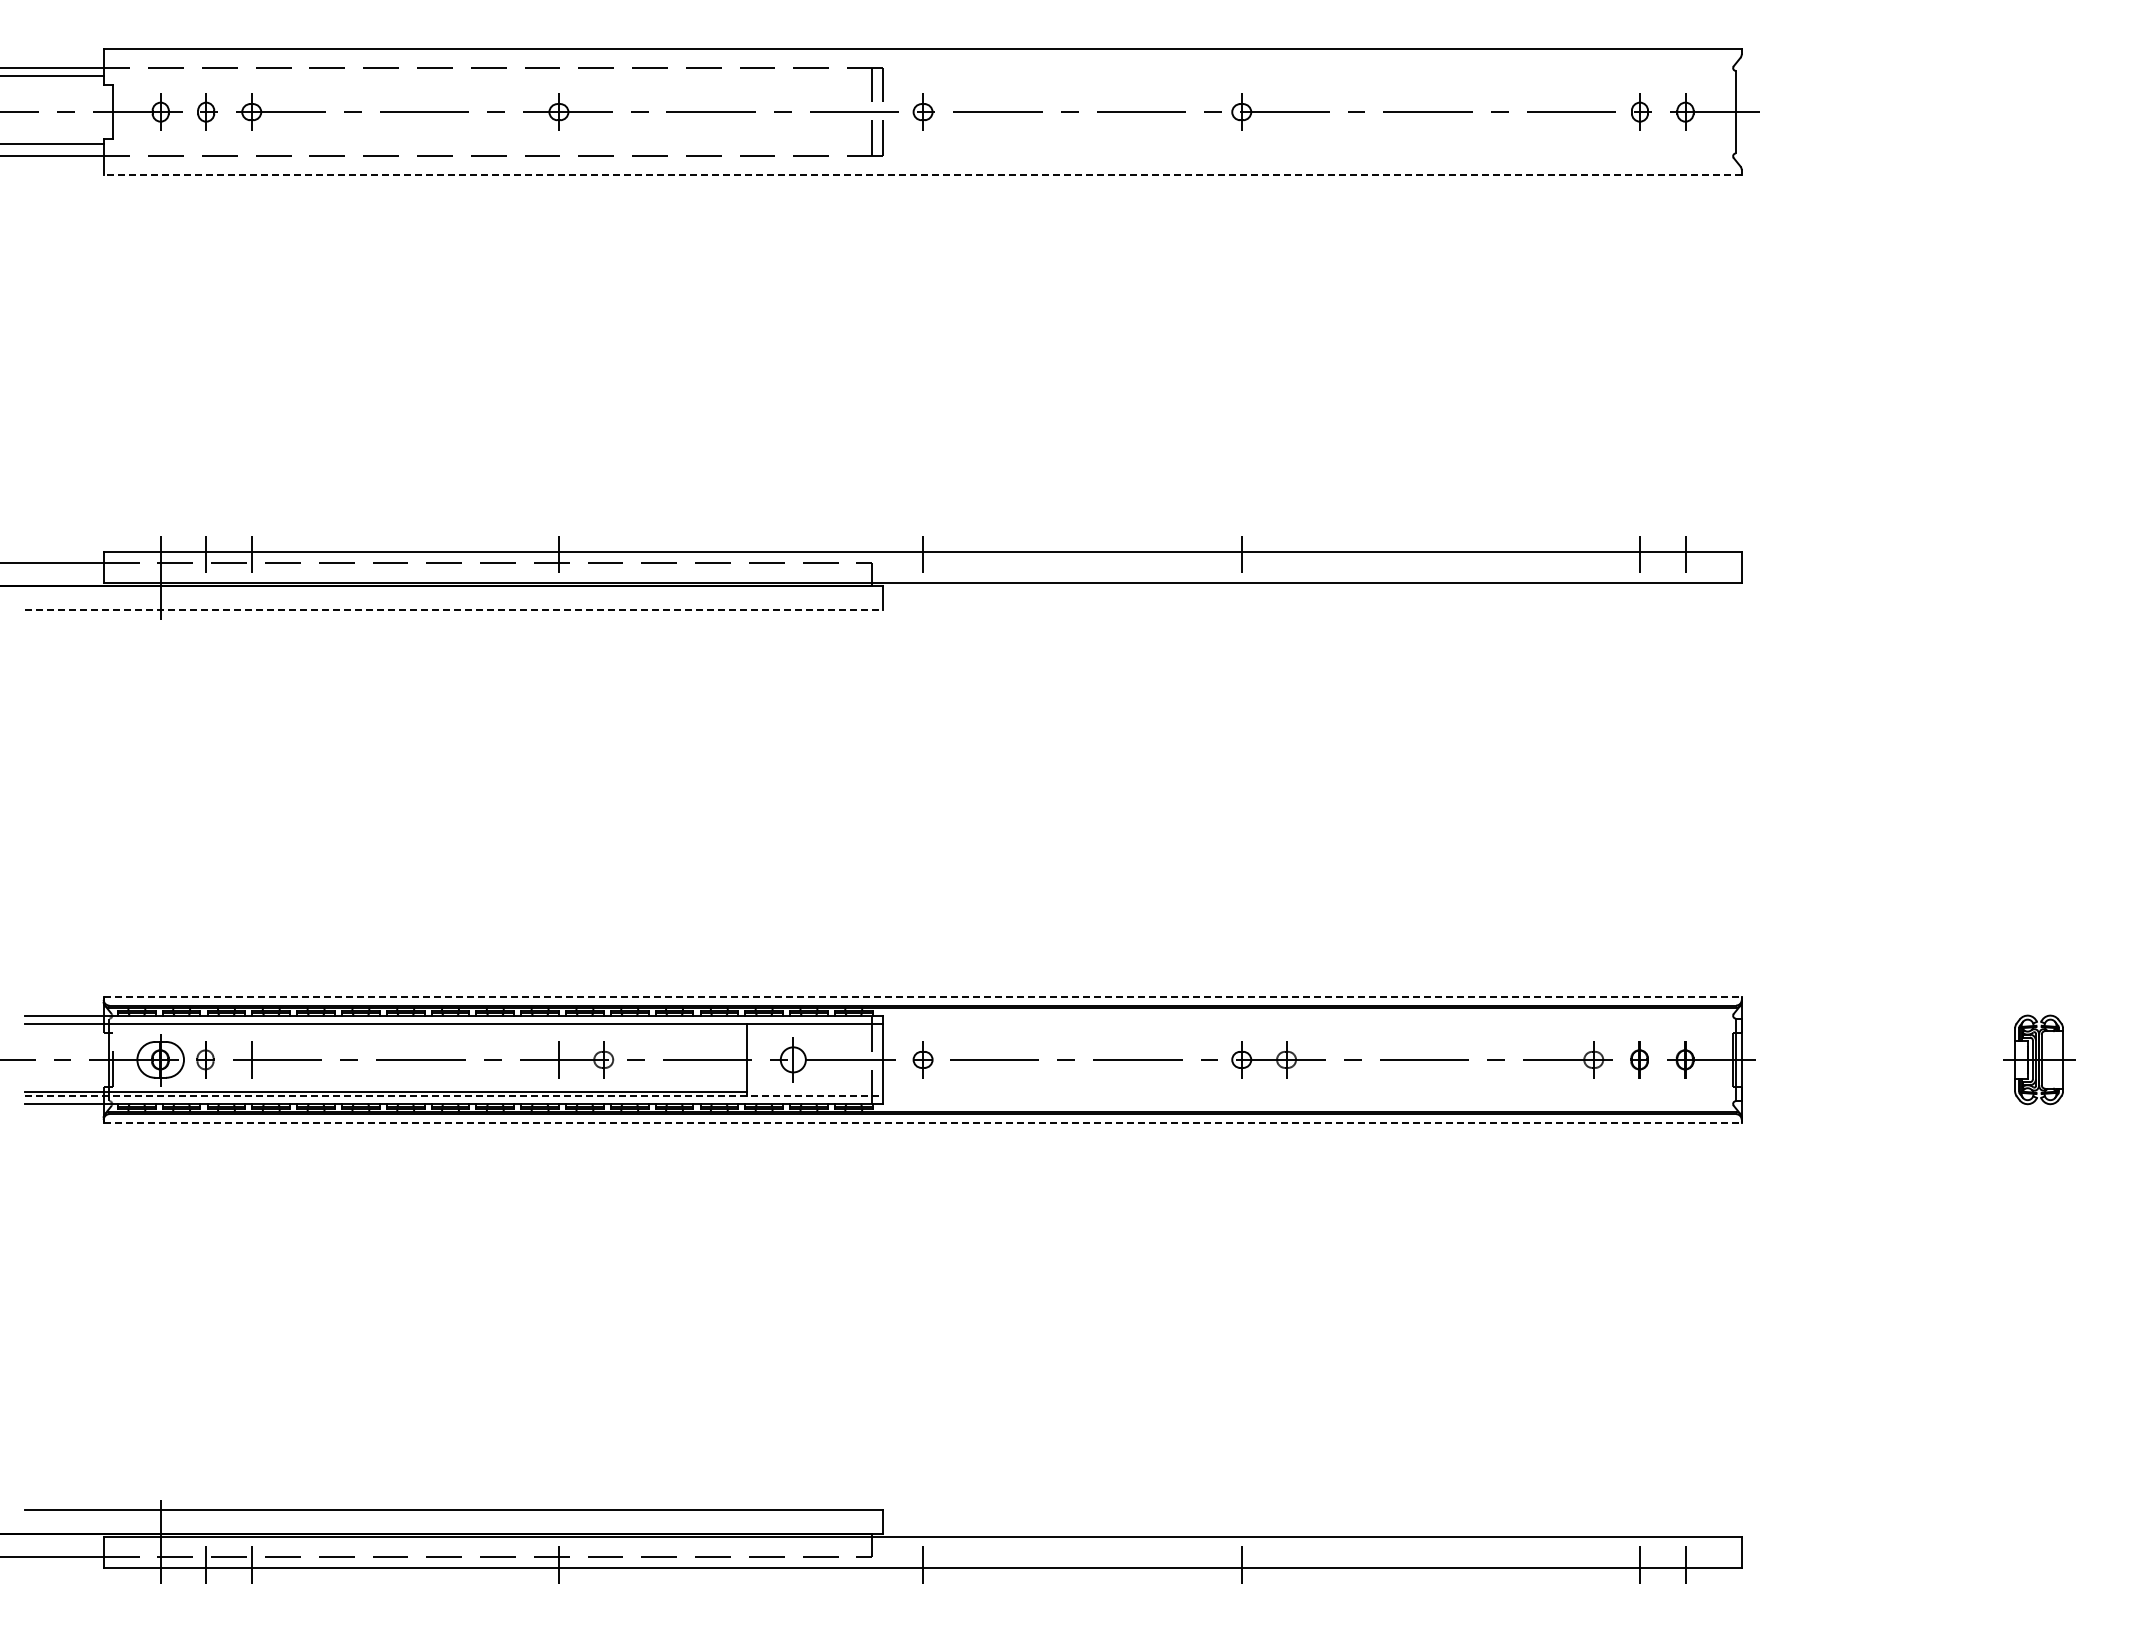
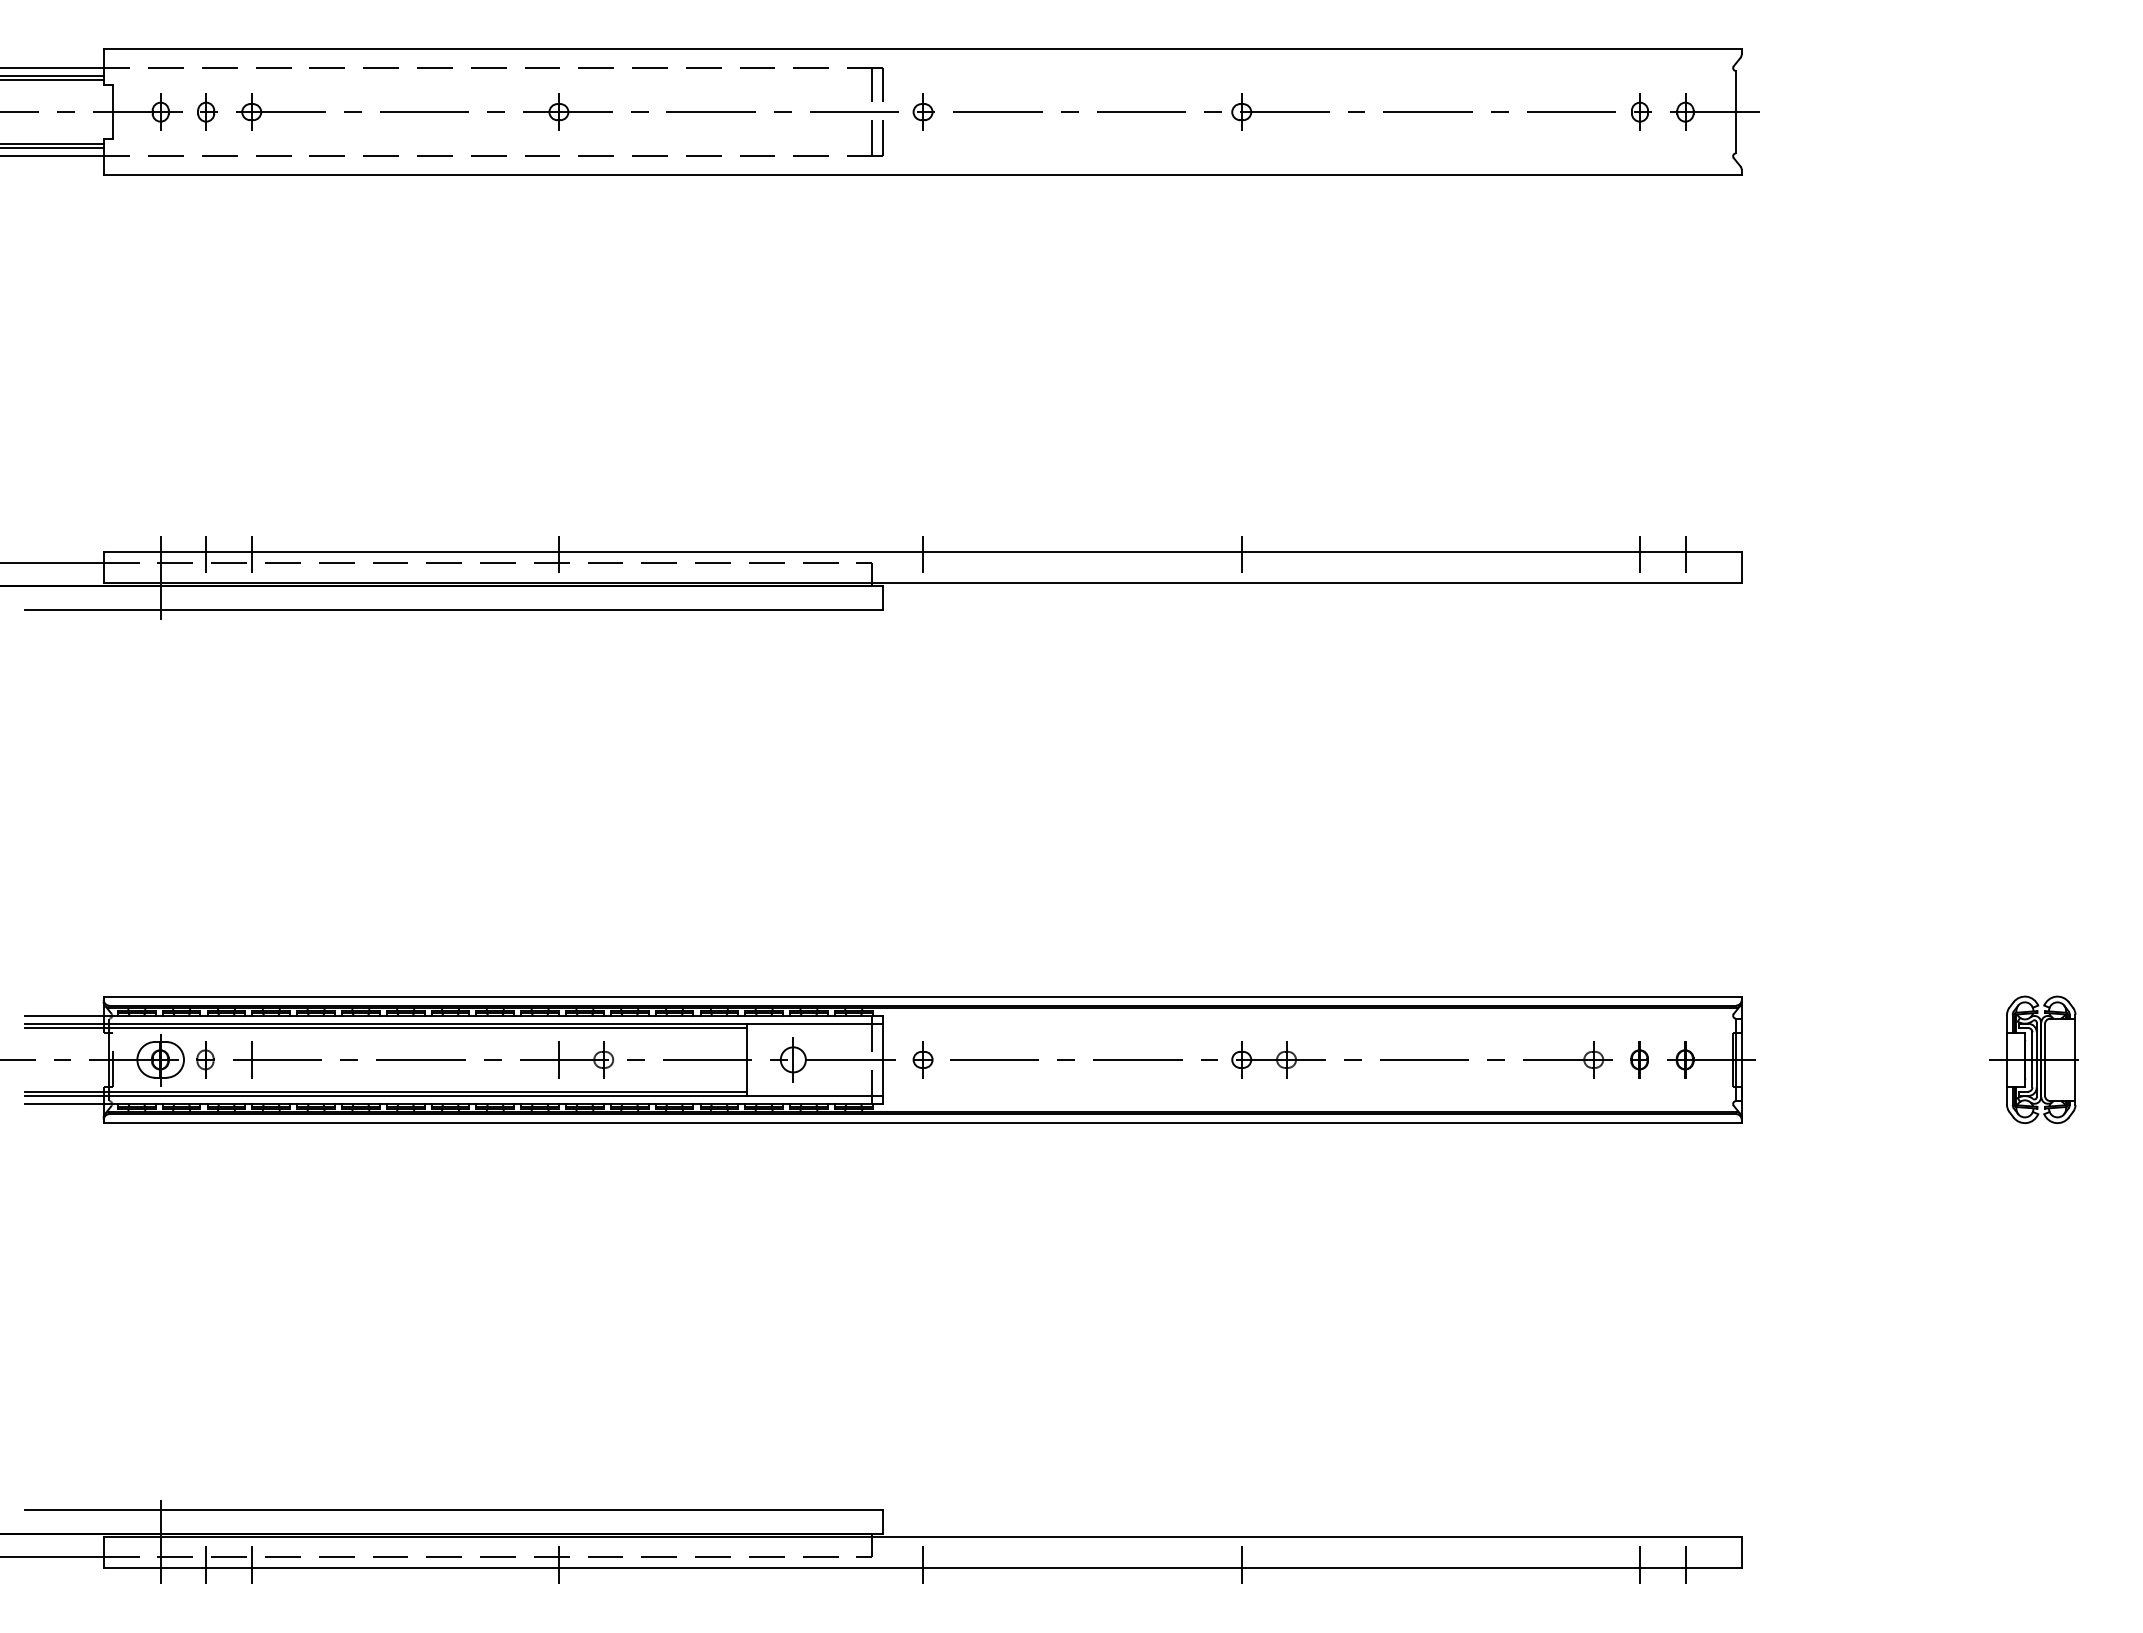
line: none -> present (52, 80)
line: none -> present (52, 148)
line: dashed -> solid (922, 175)
line: dashed -> solid (454, 609)
line: dashed -> solid (923, 996)
line: none -> present (385, 1028)
part size: 69x92 px -> 90x130 px (2033, 1059)
line: dashed -> solid (454, 1096)
line: dashed -> solid (923, 1123)
